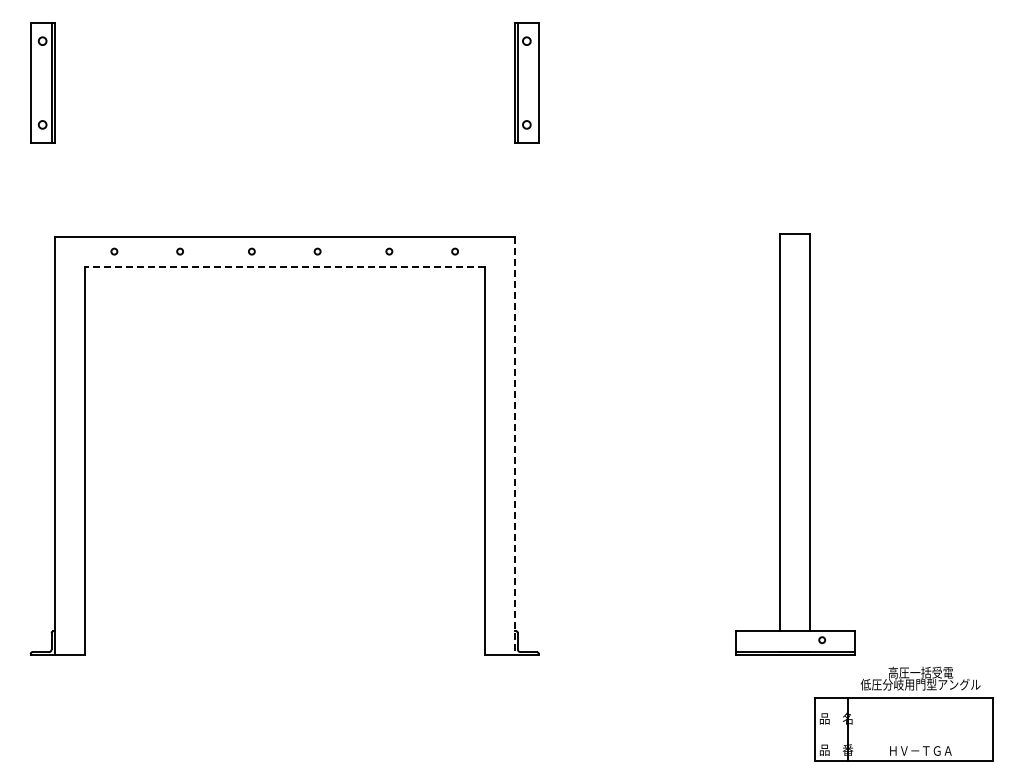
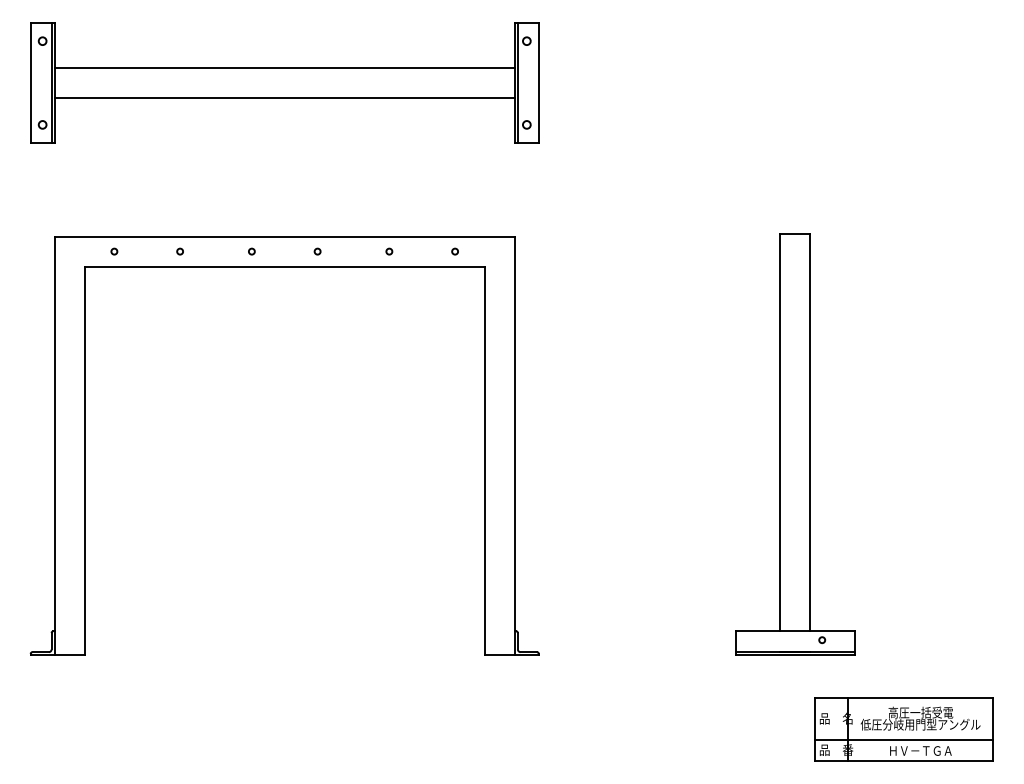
line: none -> present (284, 68)
line: none -> present (284, 98)
line: dashed -> solid (284, 266)
line: dashed -> solid (514, 446)
text position: (920, 678) -> (920, 718) (920, 718)
line: none -> present (904, 739)
